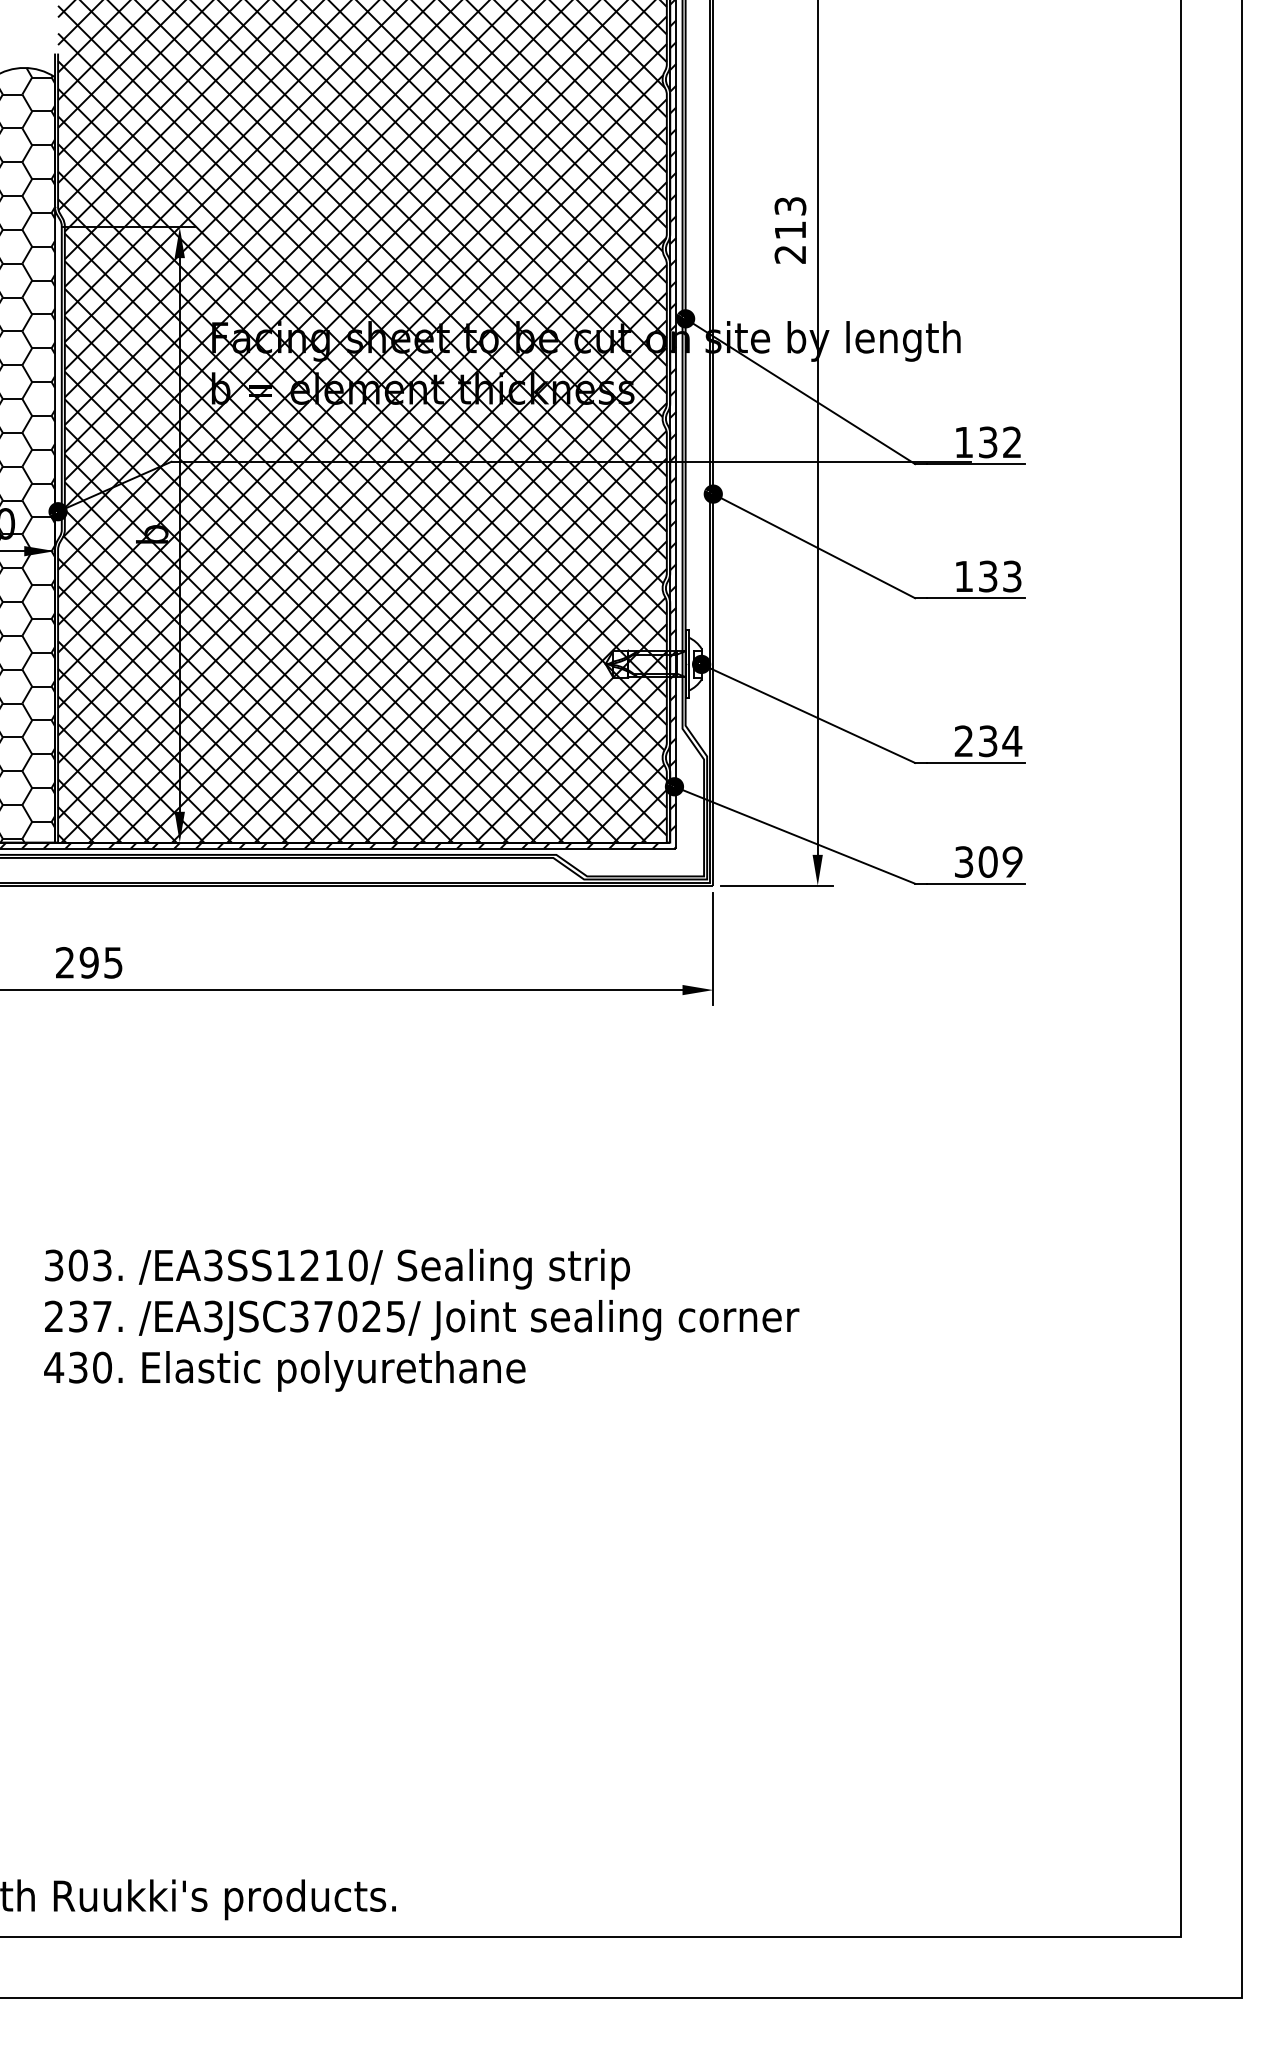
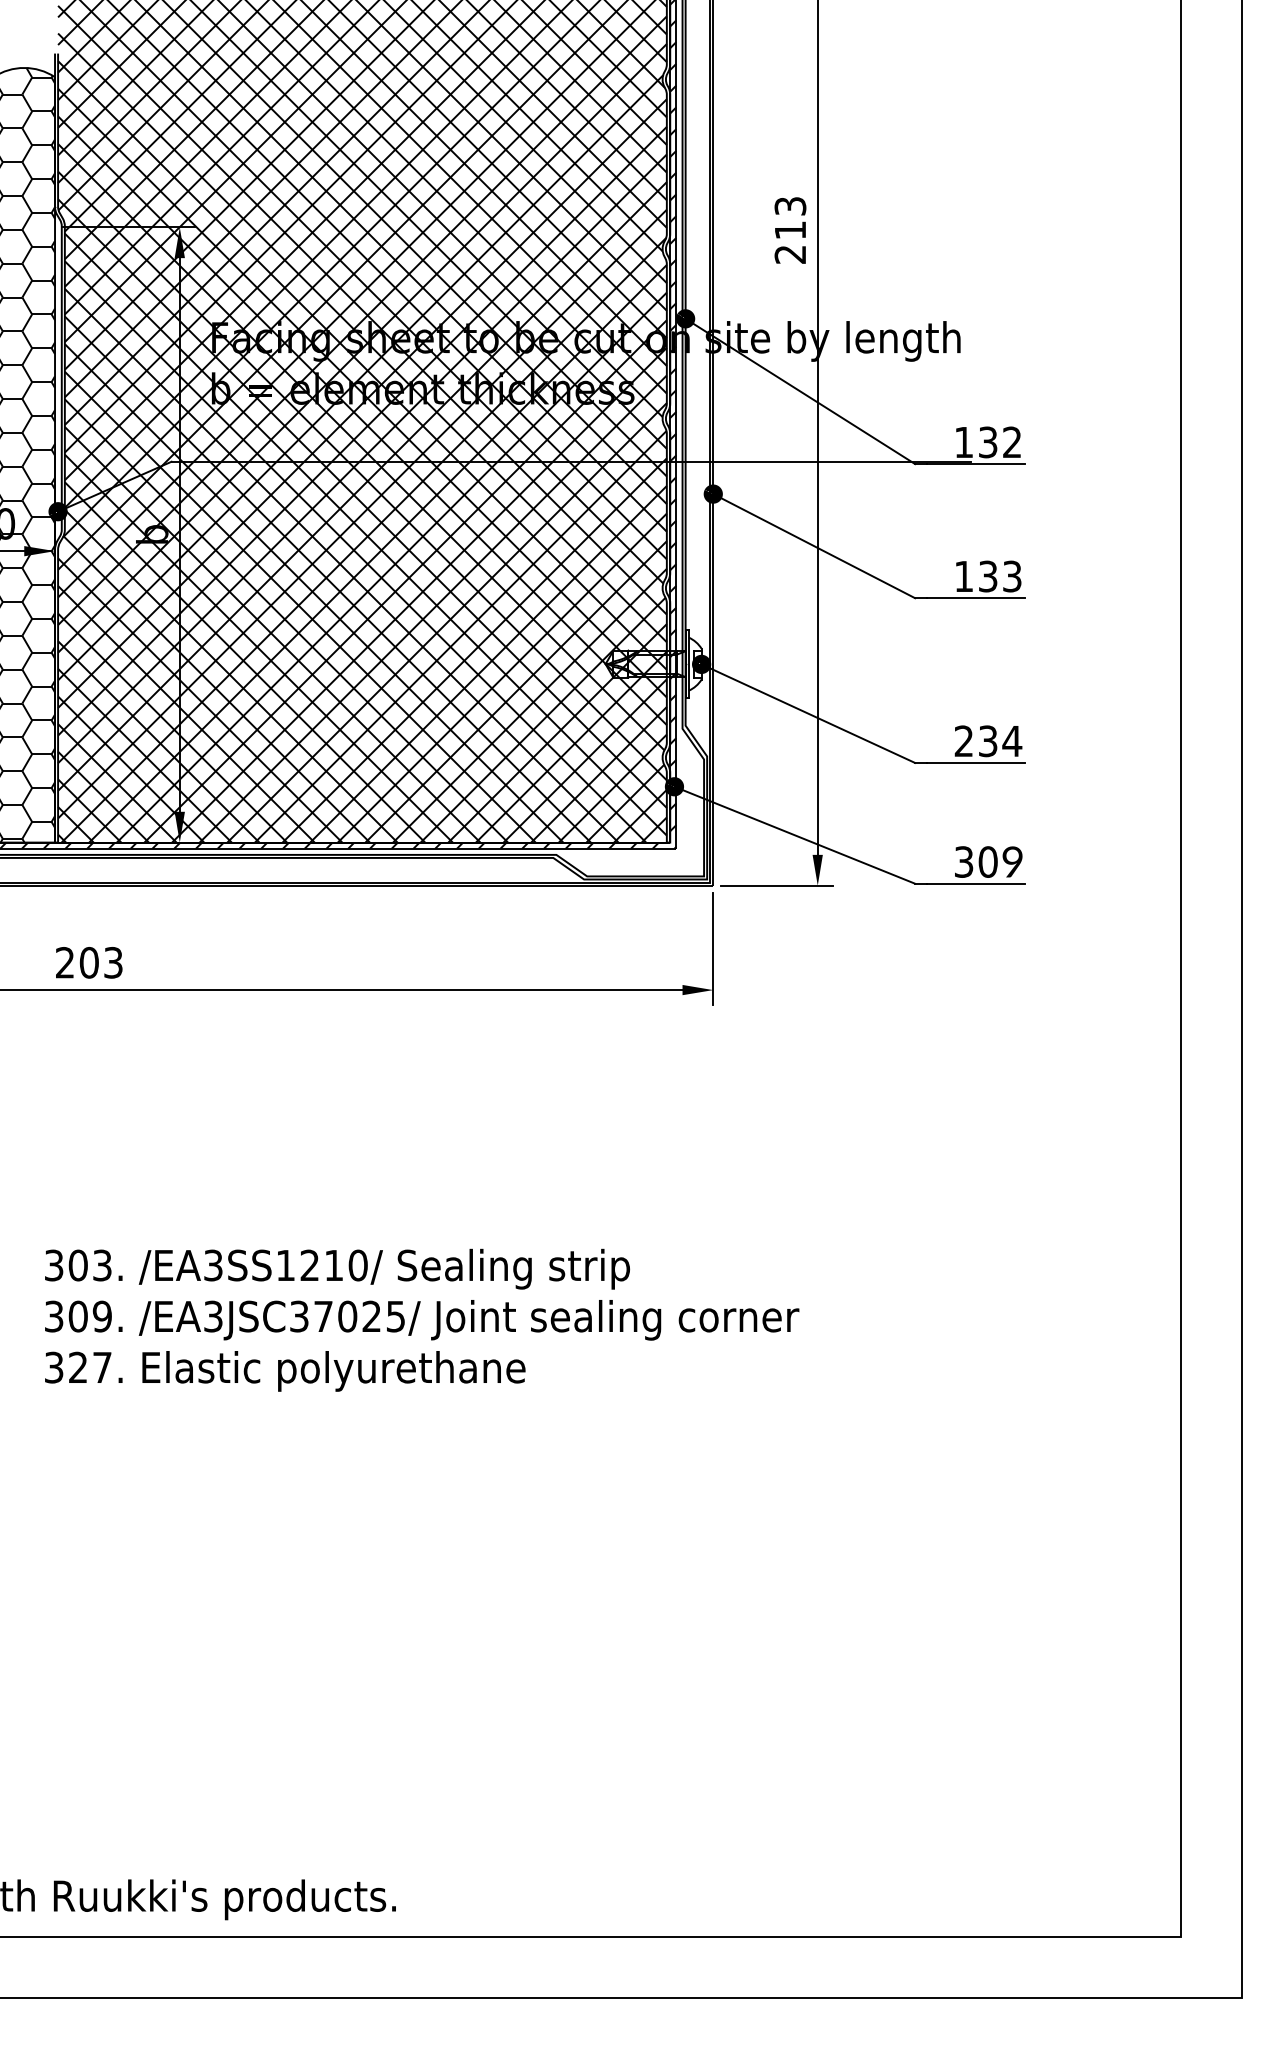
text: 295 -> 203 (100, 962)
text: 237. -> 309. (78, 1316)
text: 430. -> 327. (77, 1367)
